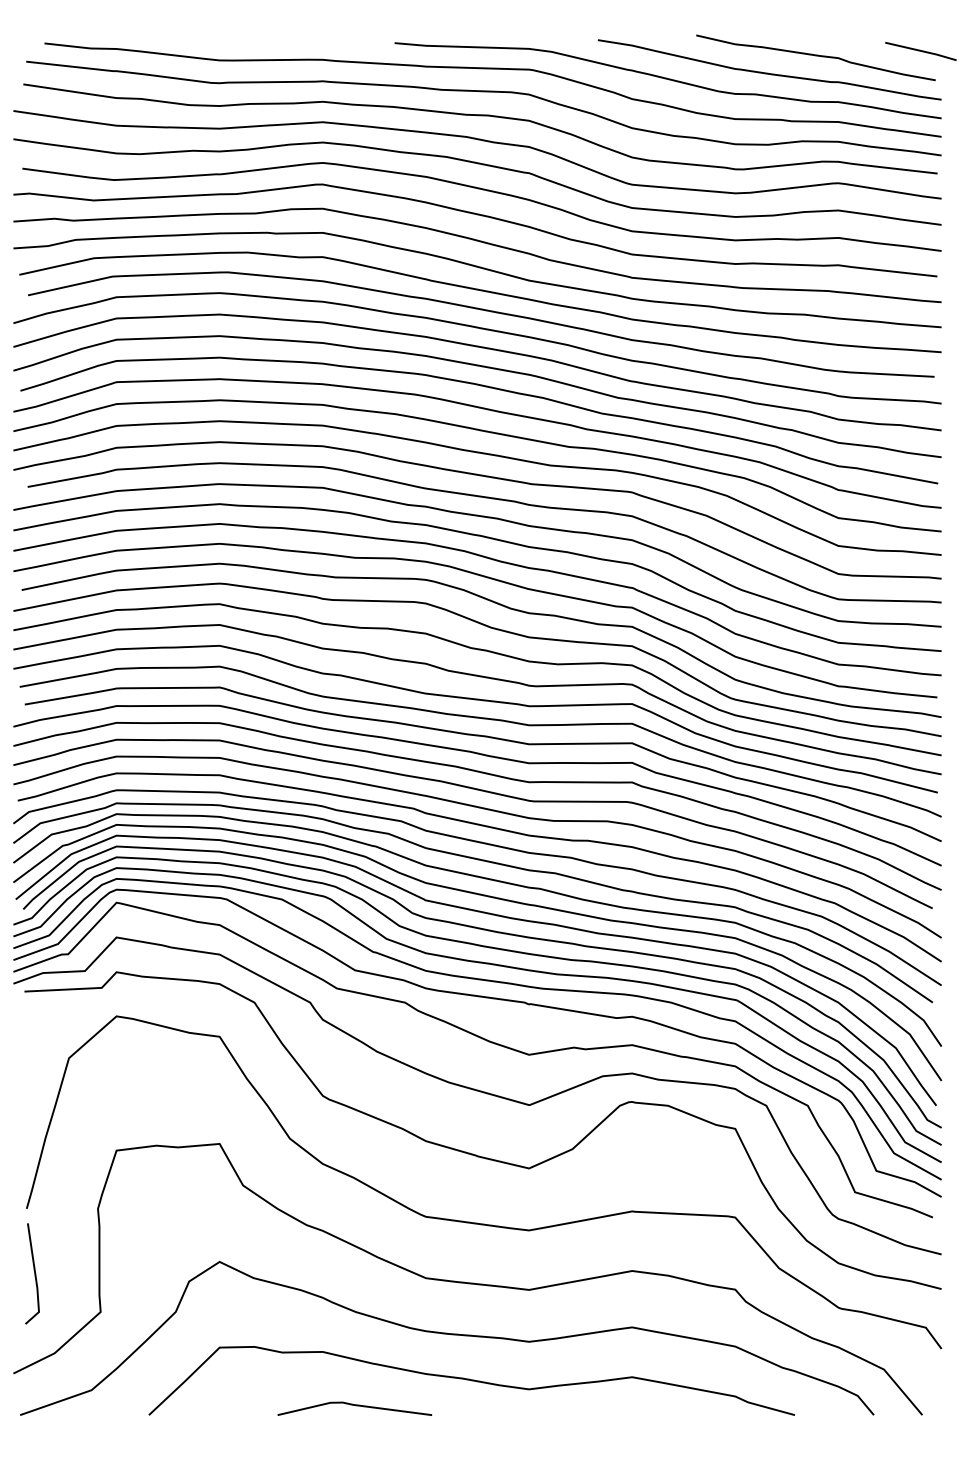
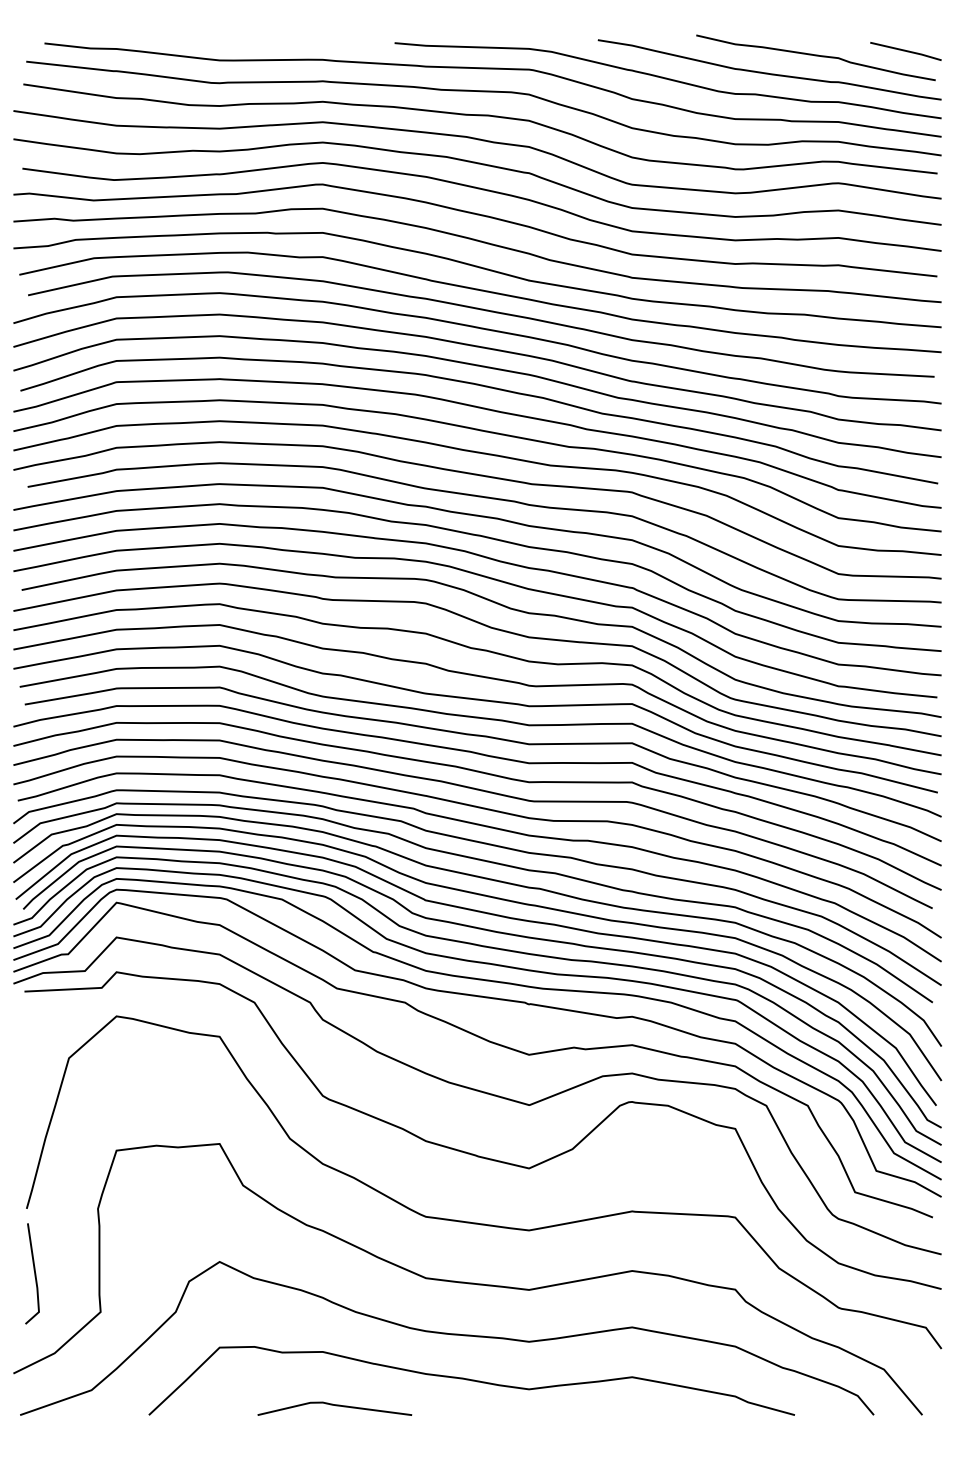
line position: (920, 51) -> (905, 51) (905, 51)
line position: (355, 1406) -> (335, 1406) (335, 1406)
